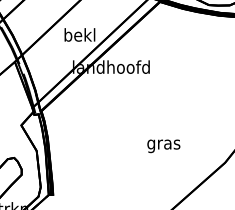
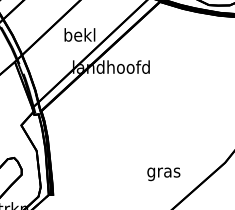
text position: (163, 146) -> (163, 174) (163, 174)
